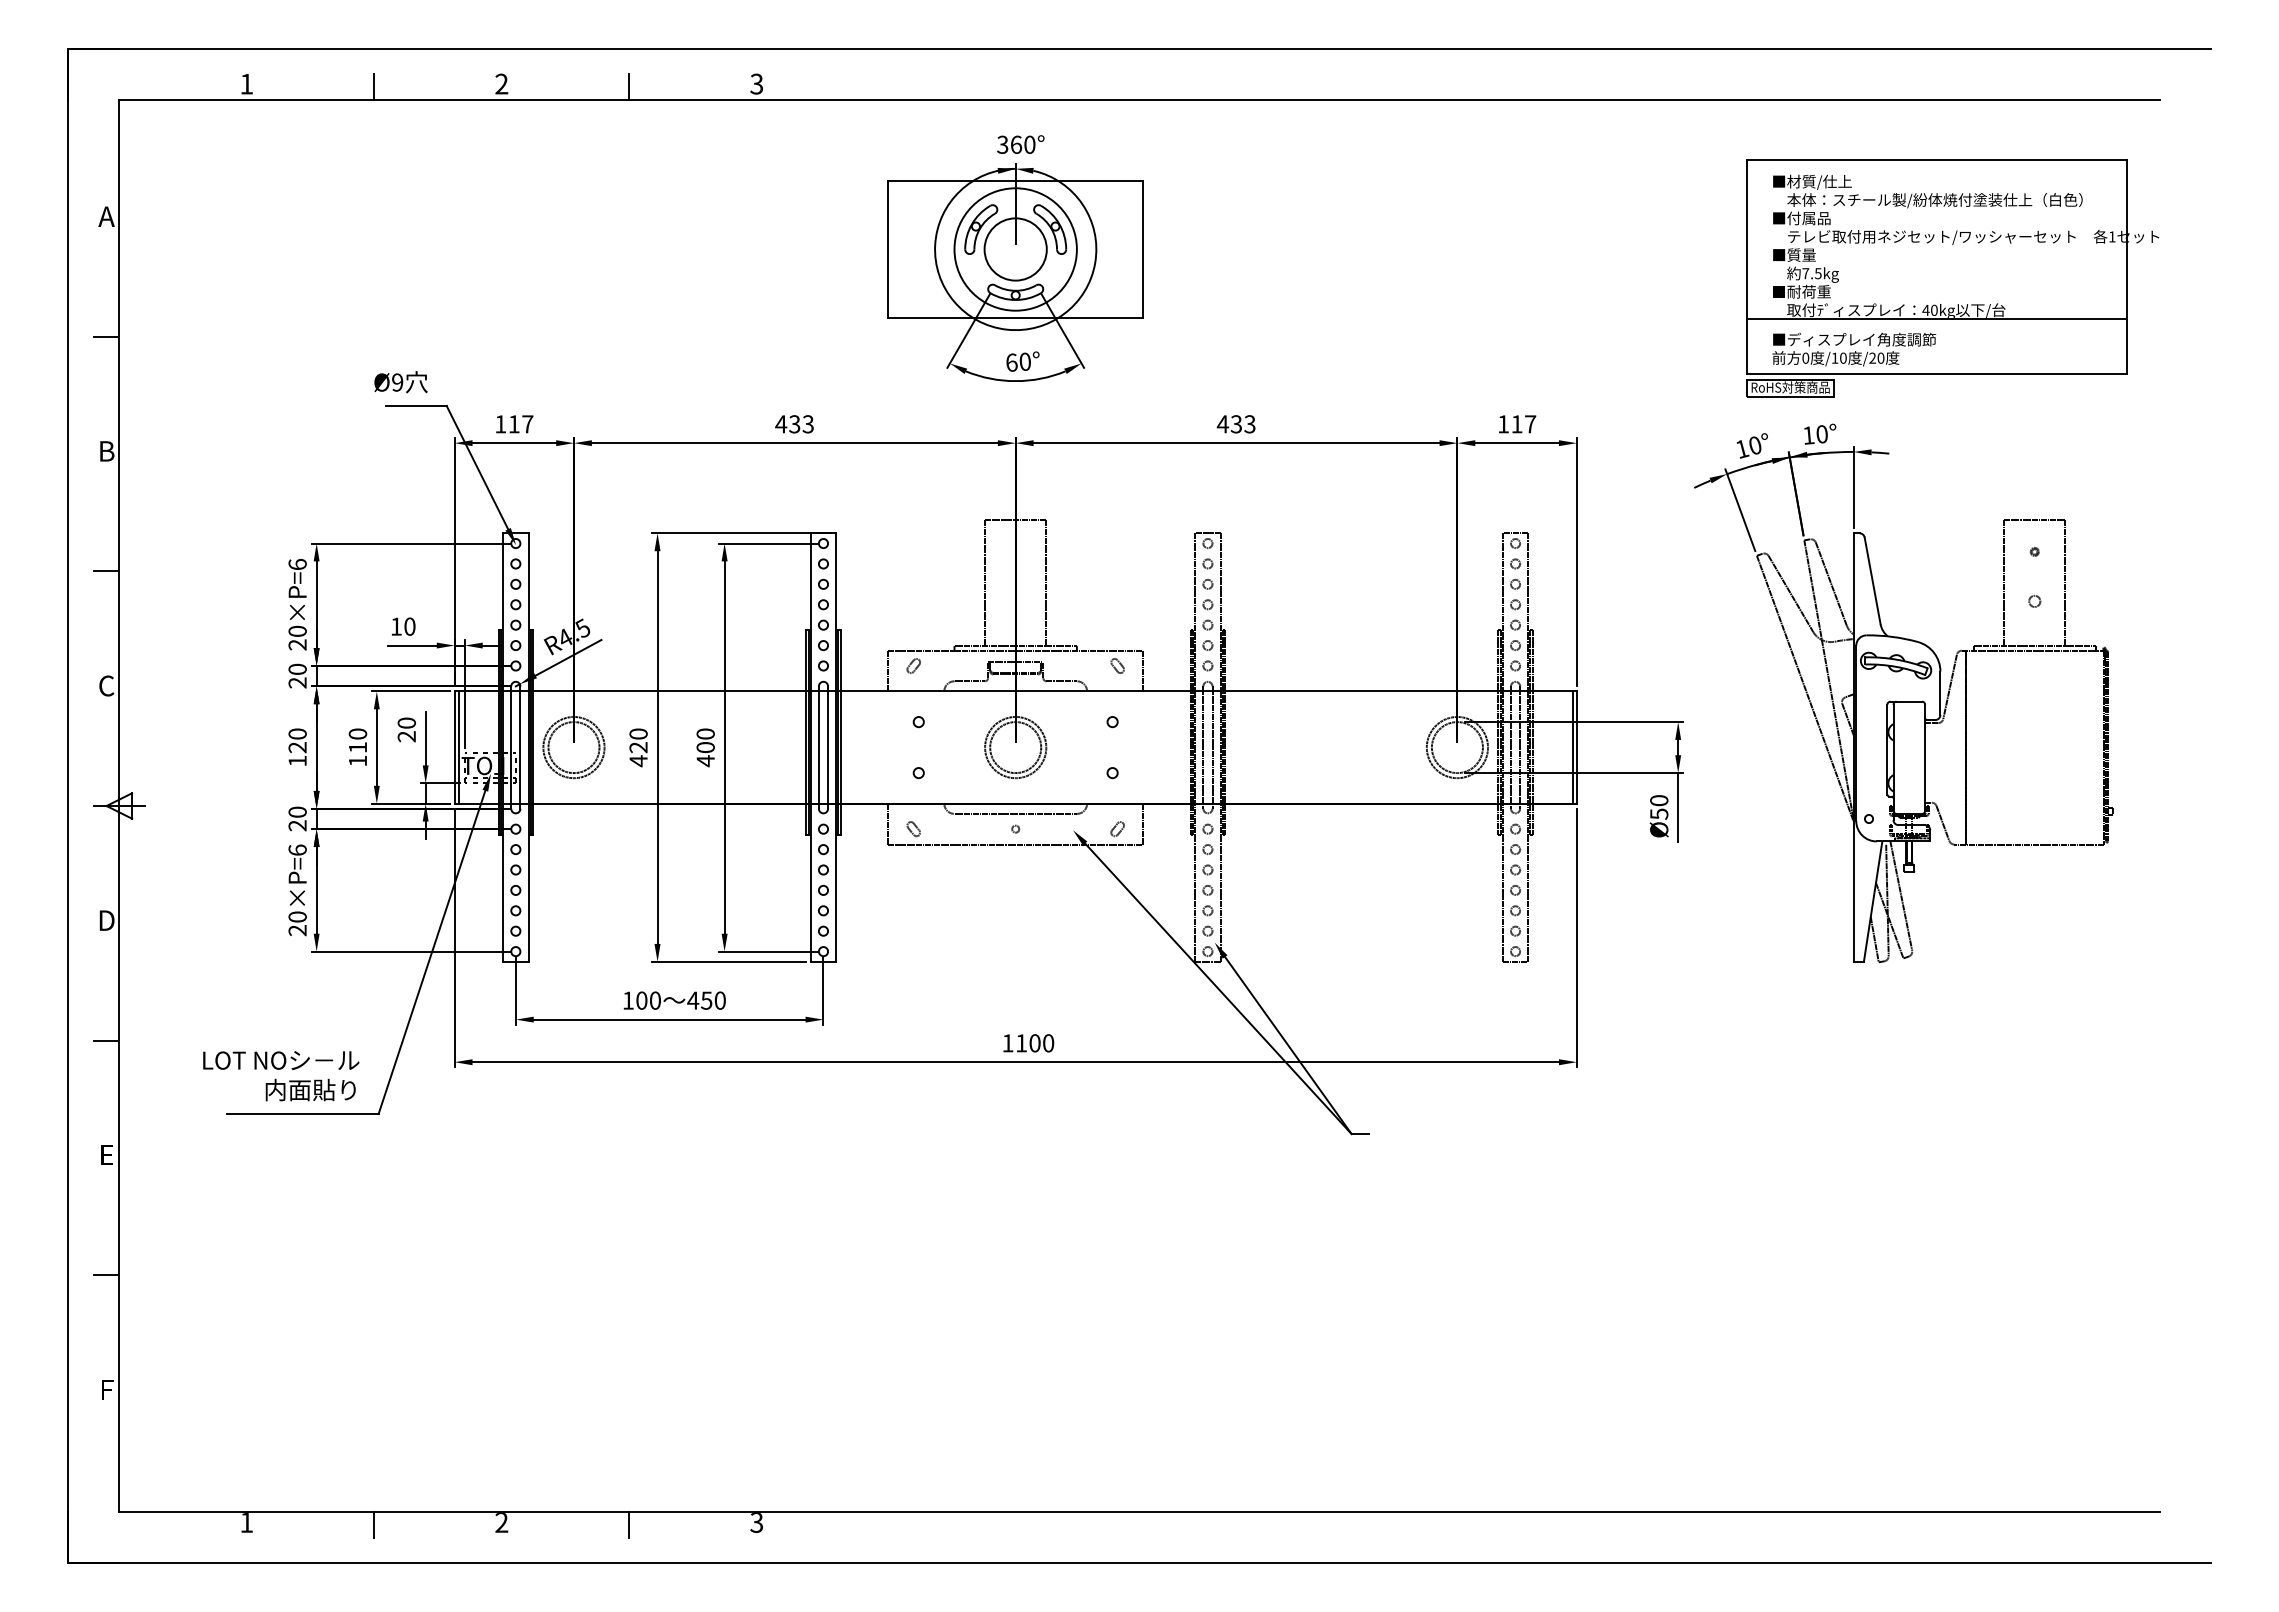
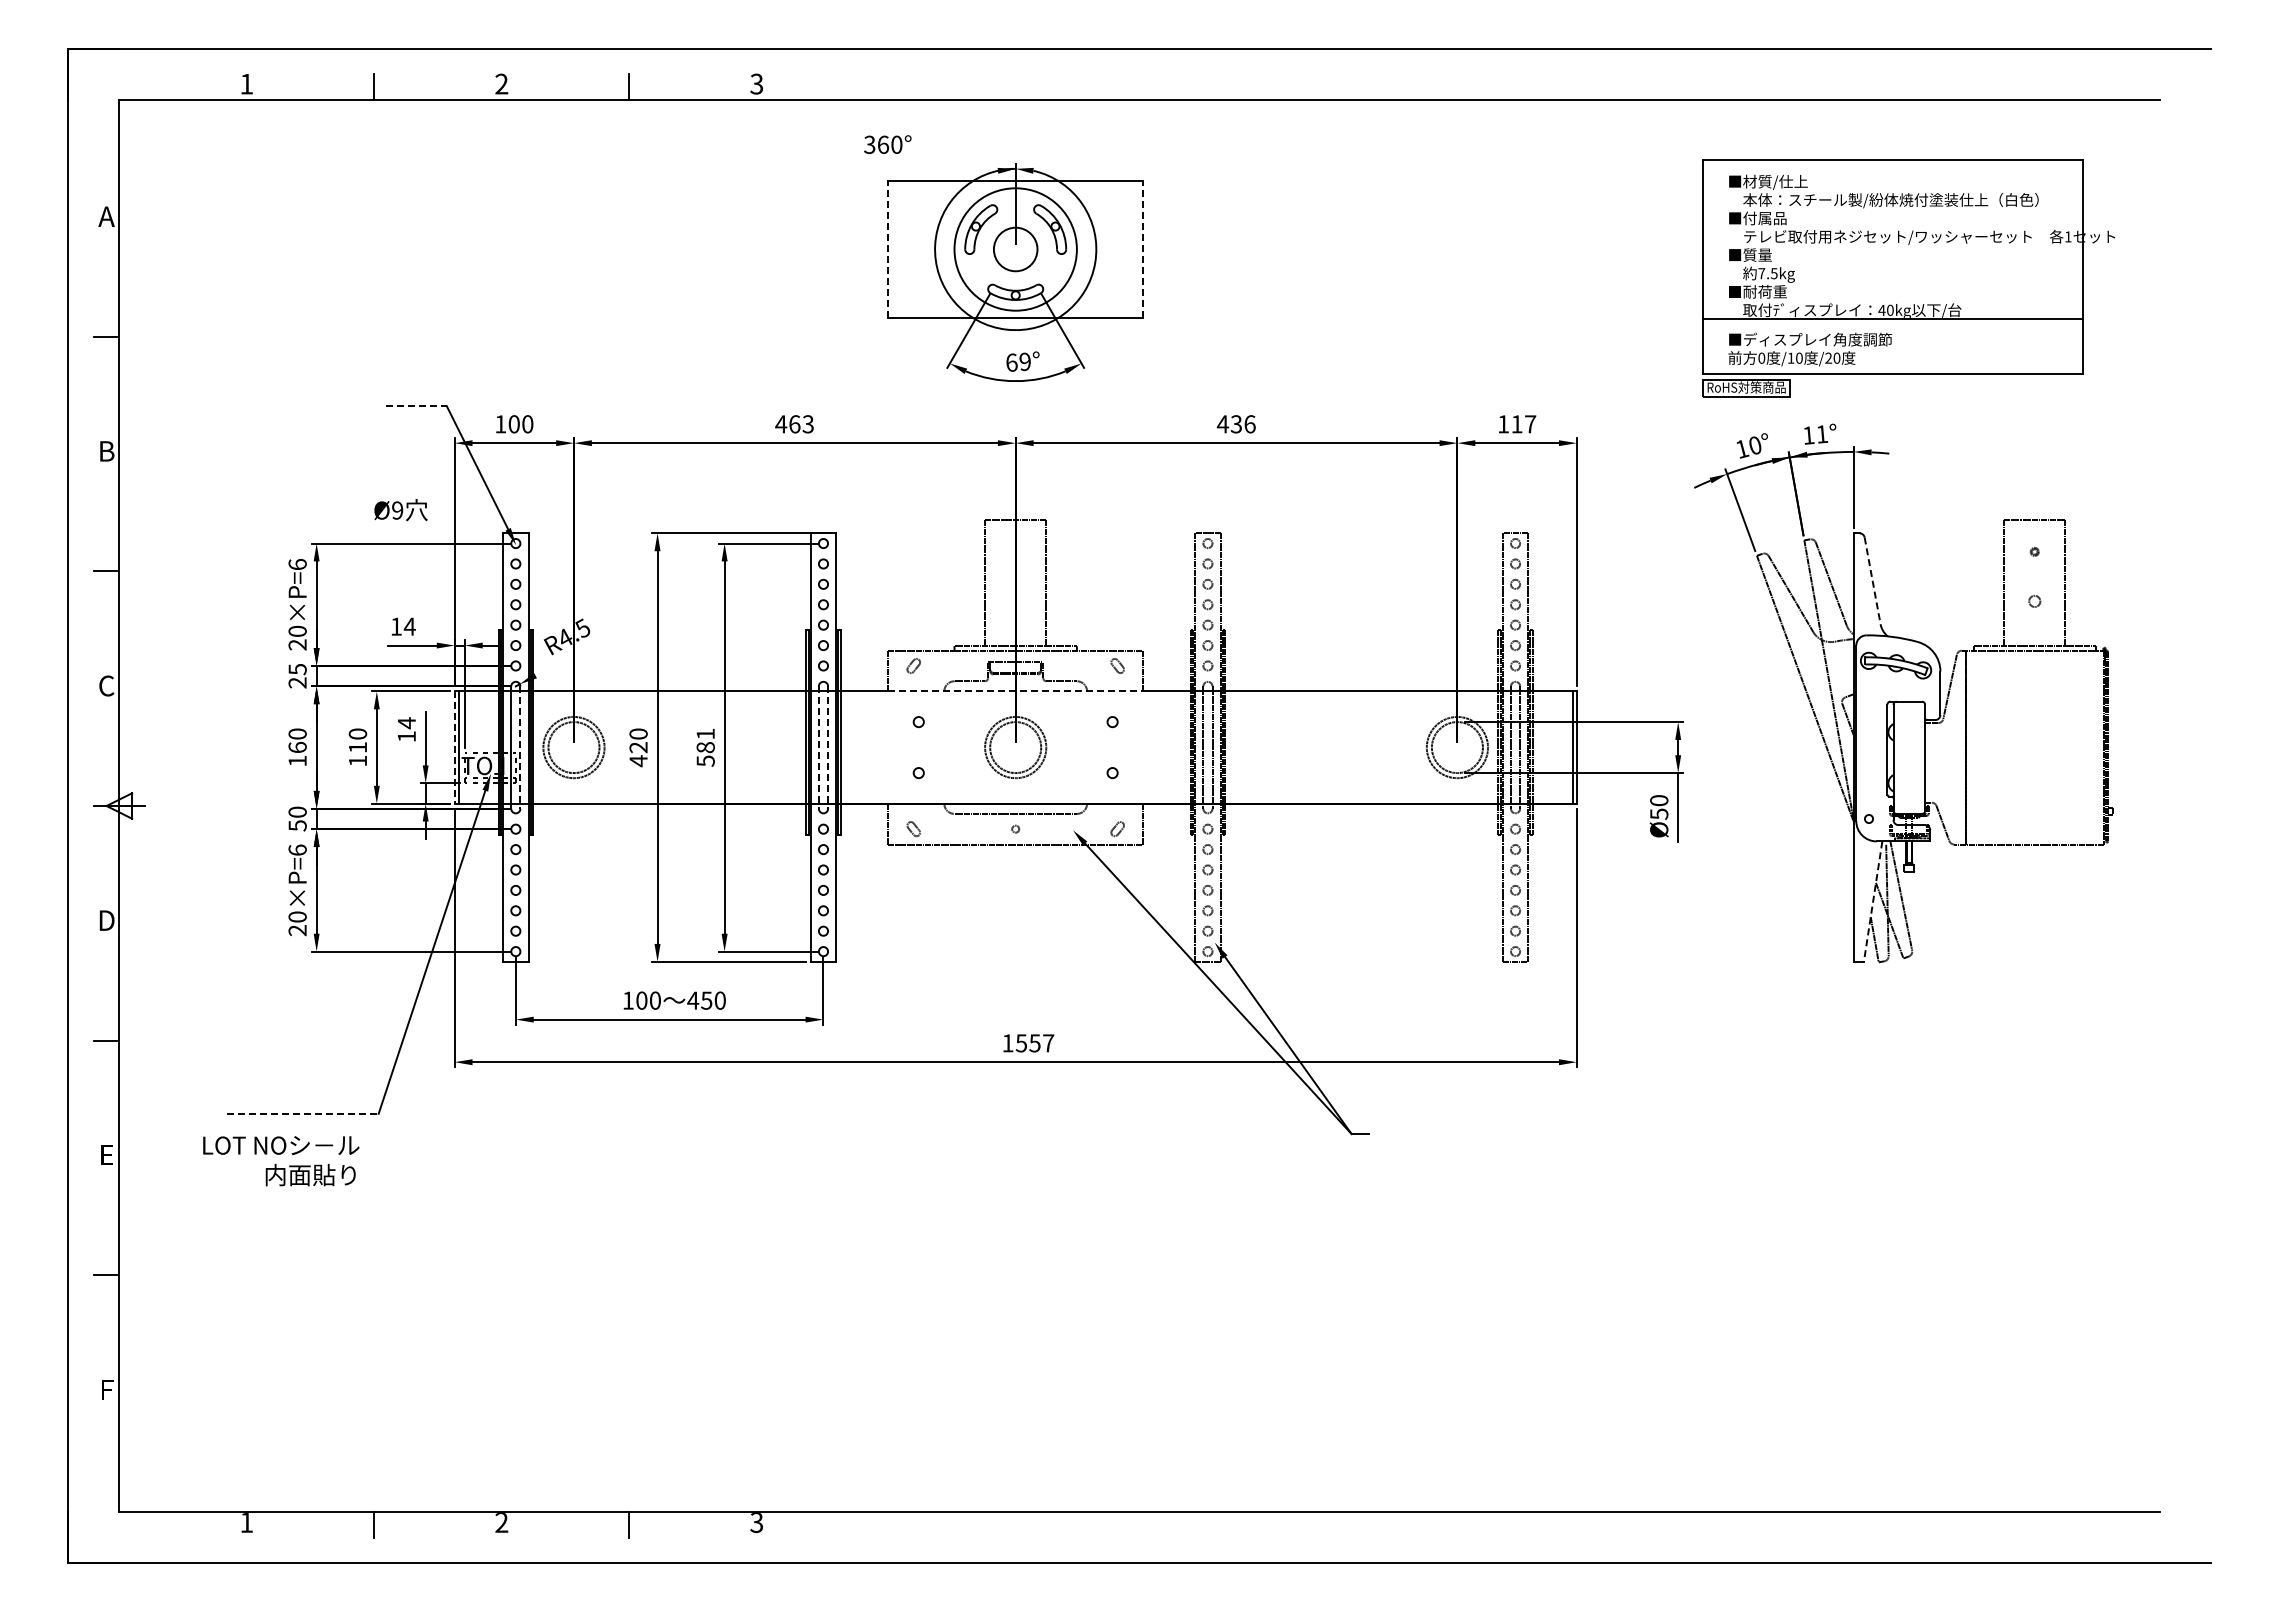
text position: (1020, 144) -> (887, 144) (887, 144)
line: solid -> dashed (888, 249)
circle diameter: 62 px -> 44 px (1015, 249)
line: solid -> dashed (1143, 249)
part position: (1952, 278) -> (1908, 278) (1908, 278)
text: 60° -> 69° (1024, 361)
text position: (400, 382) -> (400, 510) (400, 510)
line: solid -> dashed (416, 406)
text: 117 -> 100 (520, 424)
text: 433 -> 463 (794, 424)
text: 433 -> 436 (1249, 424)
text: 10° -> 11° (1822, 434)
line: solid -> dashed (1872, 581)
text: 10 -> 14 (409, 626)
line: present -> none (568, 657)
text: 20 -> 25 (297, 669)
line: solid -> dashed (1015, 691)
text: 20 -> 14 (406, 729)
text: 120 -> 160 (297, 747)
text: 400 -> 581 (705, 747)
line: solid -> dashed (454, 748)
line: solid -> dashed (520, 748)
line: solid -> dashed (818, 748)
line: solid -> dashed (828, 748)
text: 20 -> 50 (297, 825)
line: solid -> dashed (1873, 901)
text: 1100 -> 1557 (1034, 1043)
text position: (281, 1076) -> (281, 1161) (281, 1161)
line: solid -> dashed (302, 1113)
